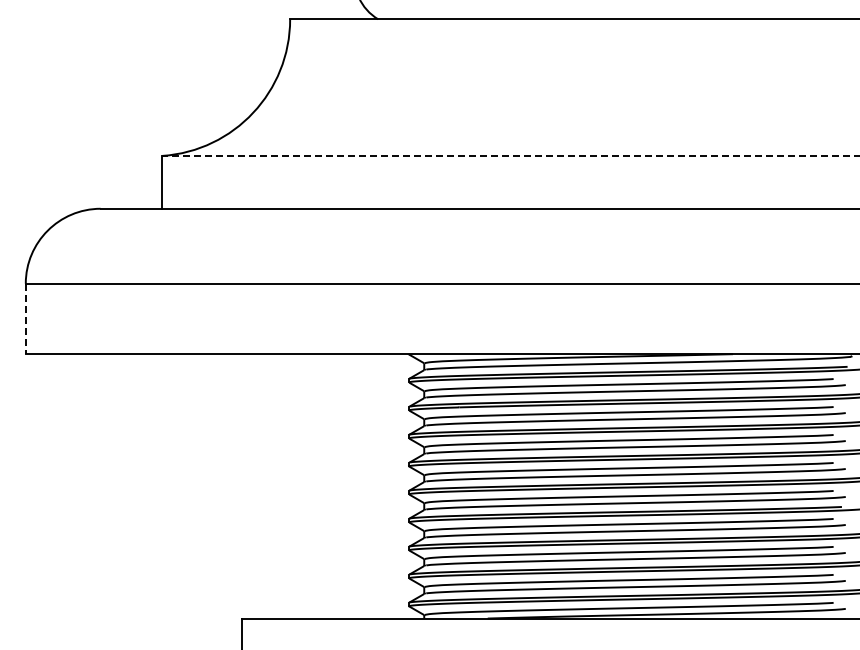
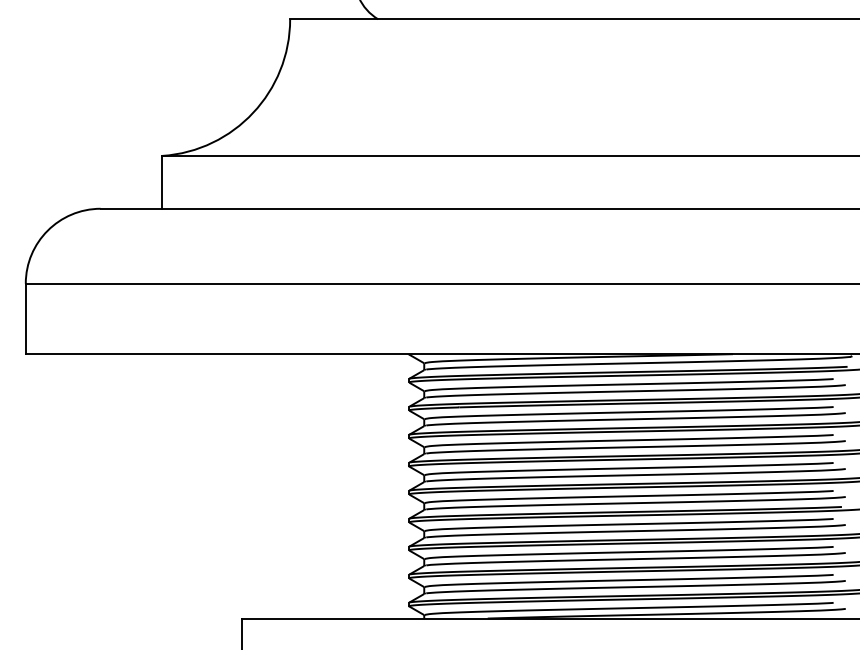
line: dashed -> solid (510, 155)
line: dashed -> solid (25, 319)
